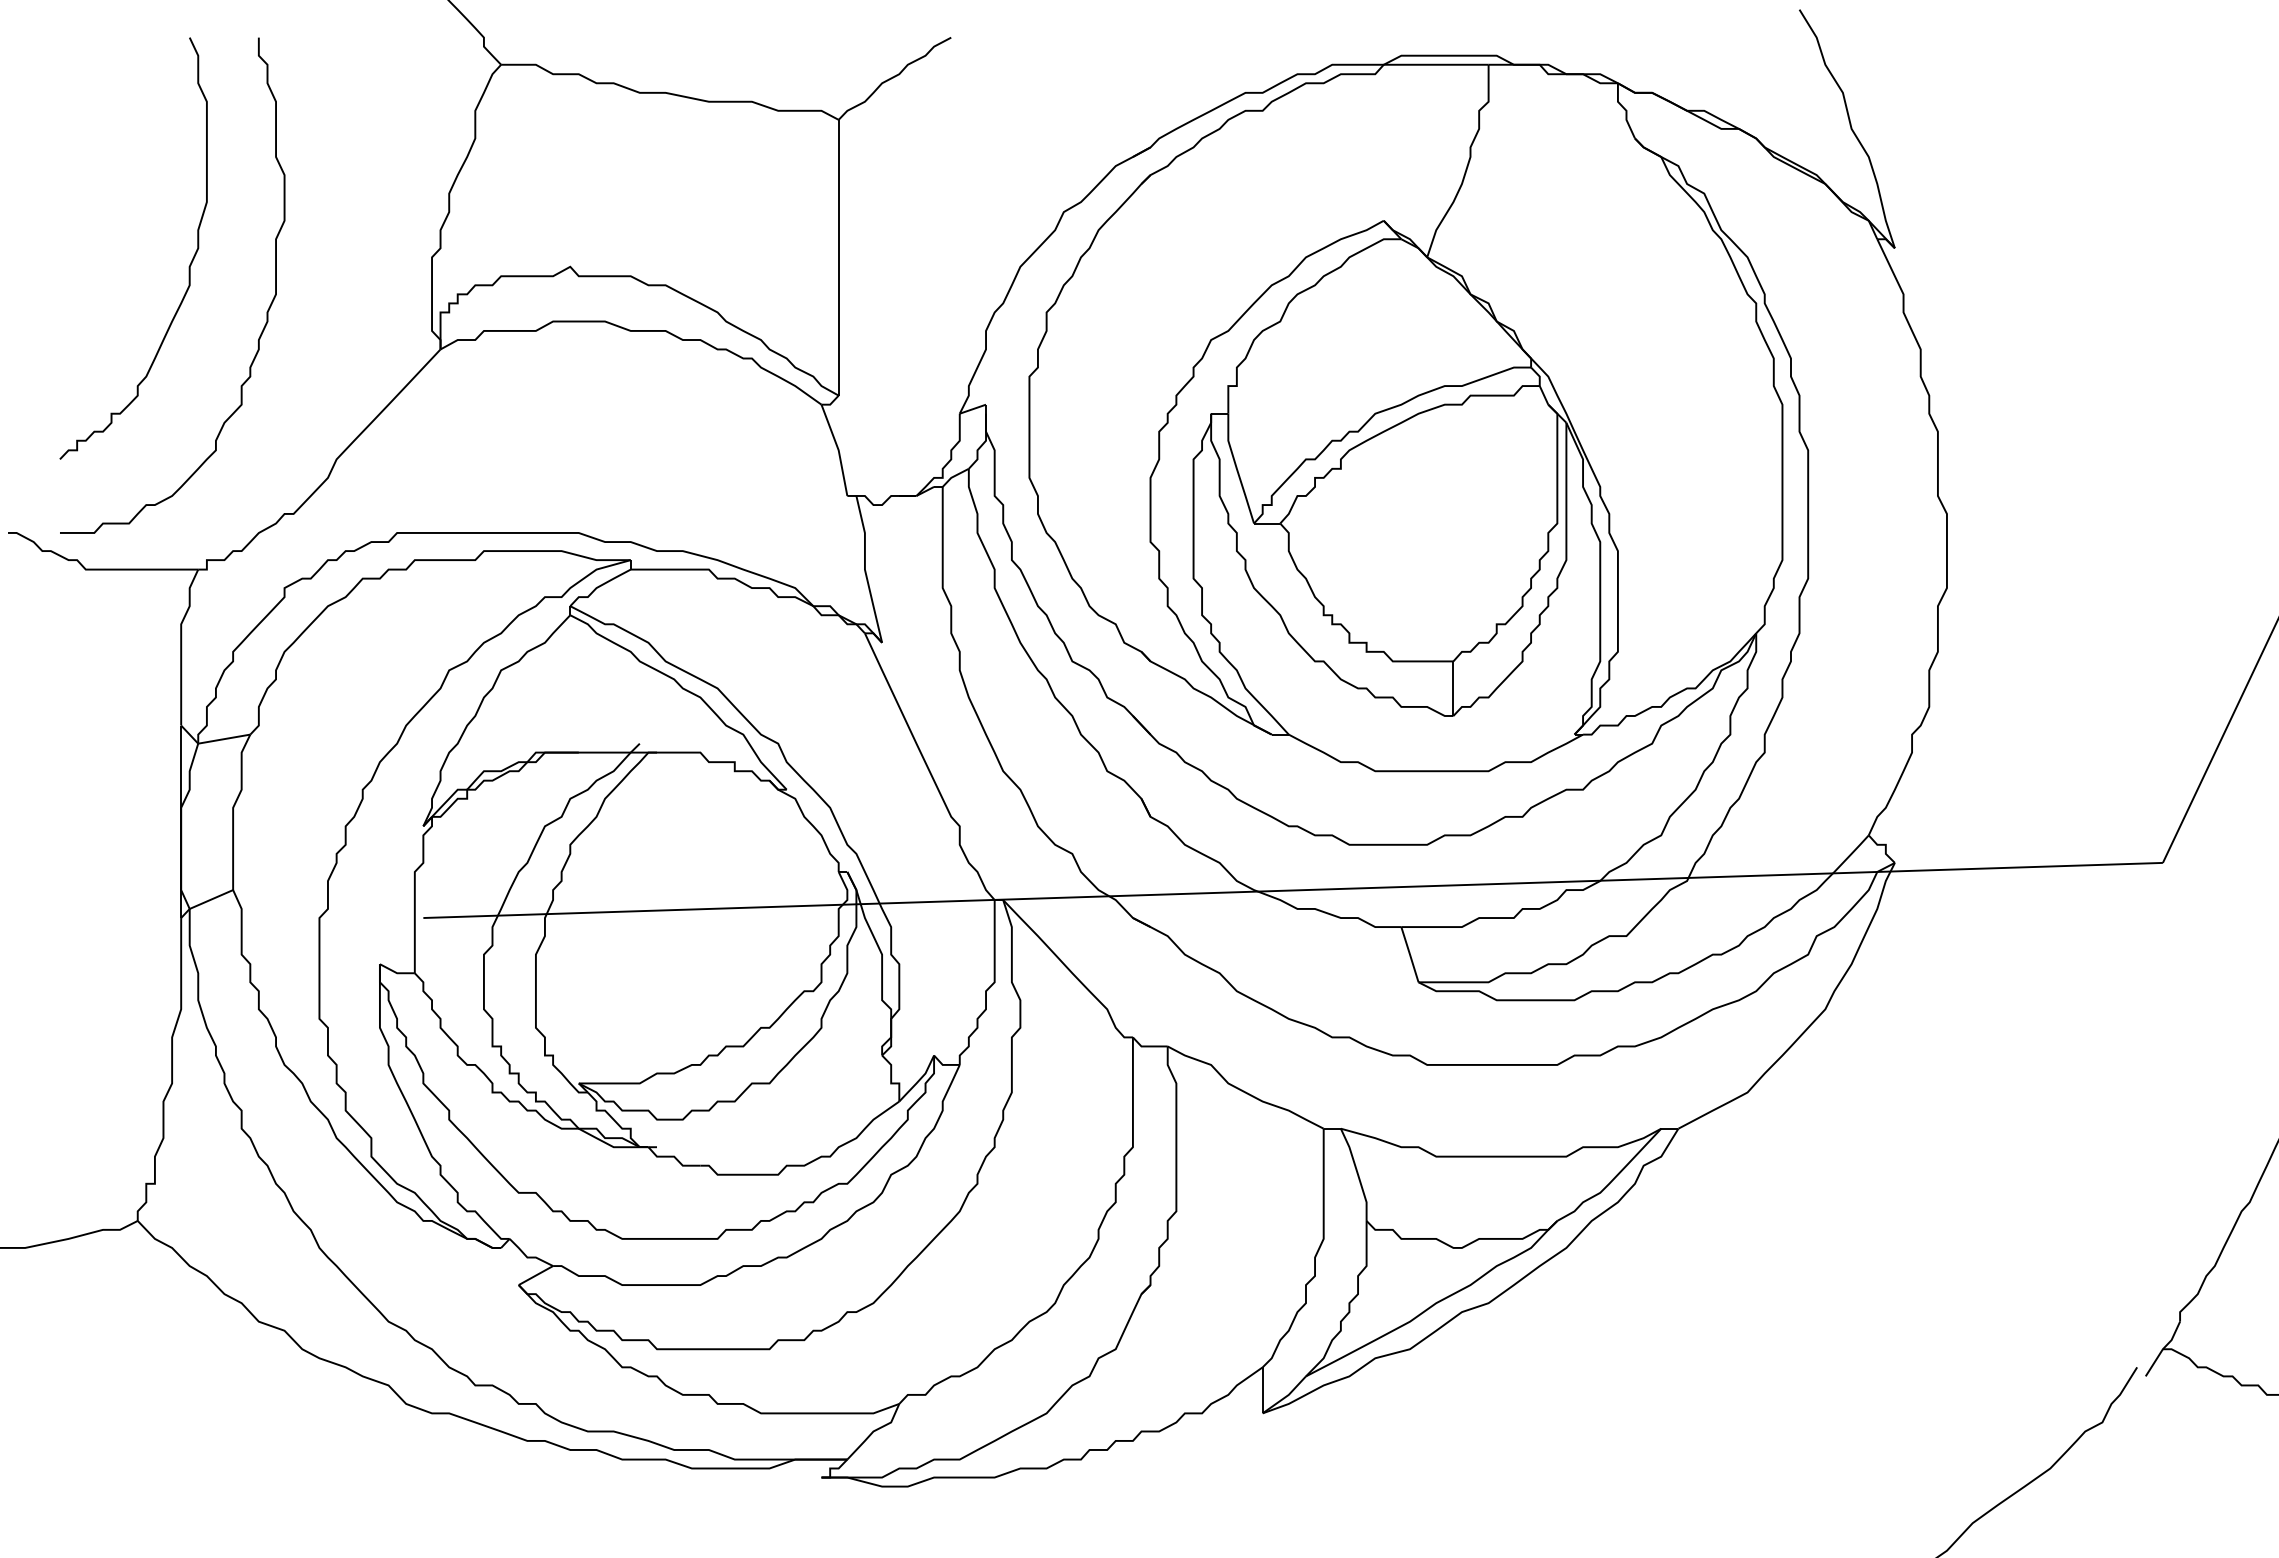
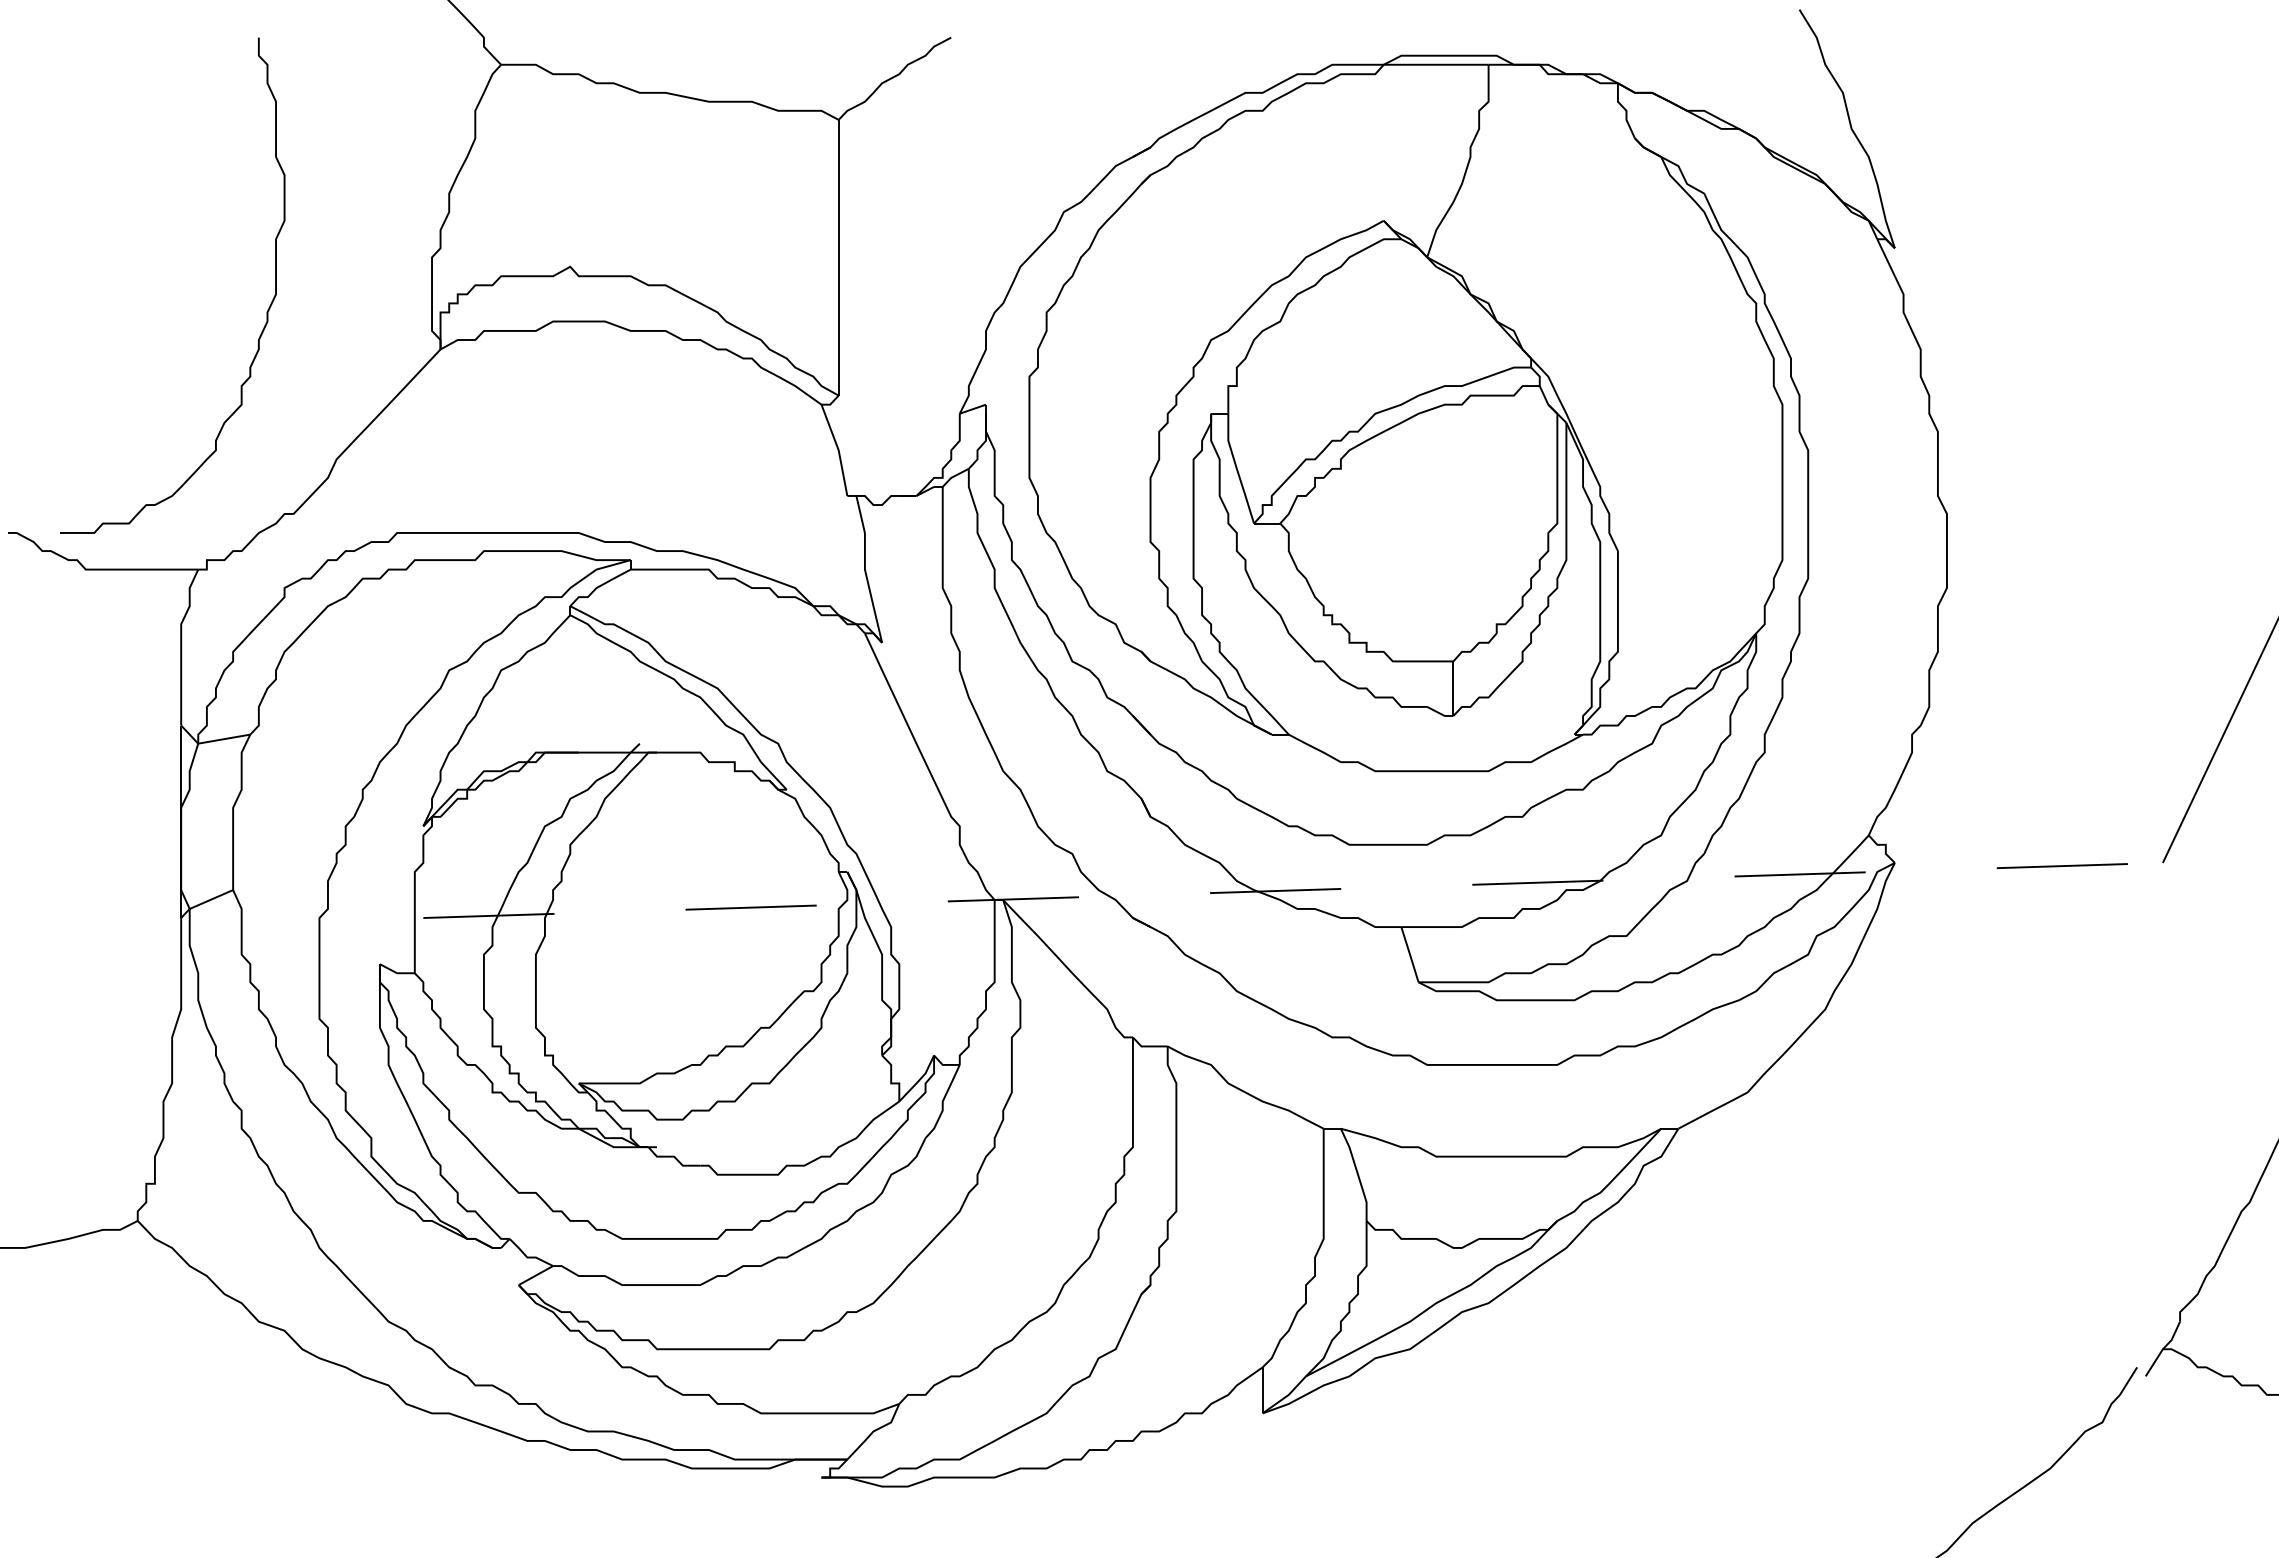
curve: present -> none (188, 266)
line: solid -> dashed (1293, 890)
